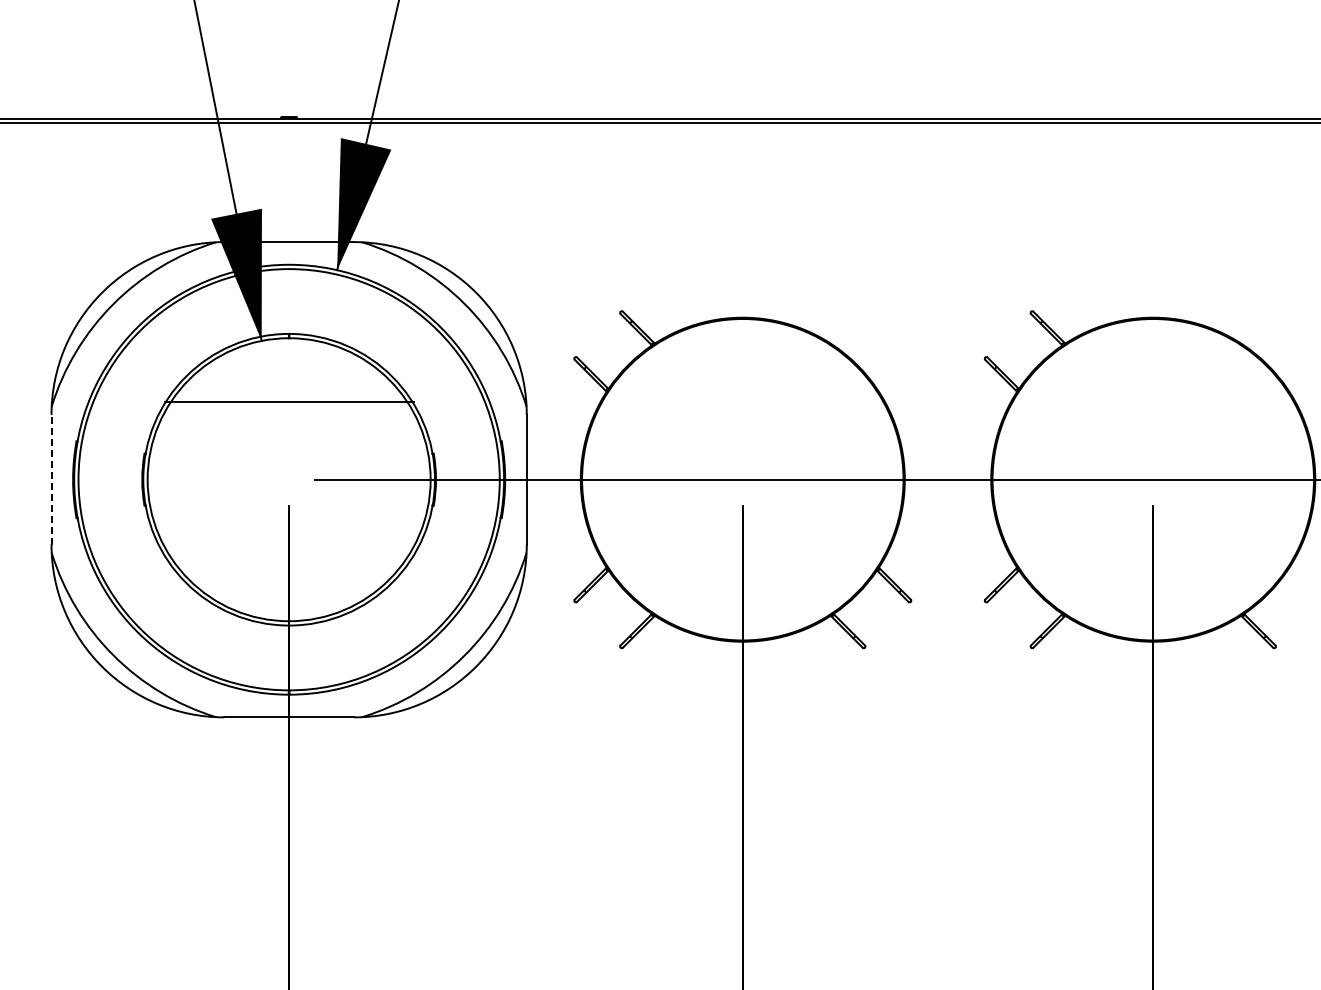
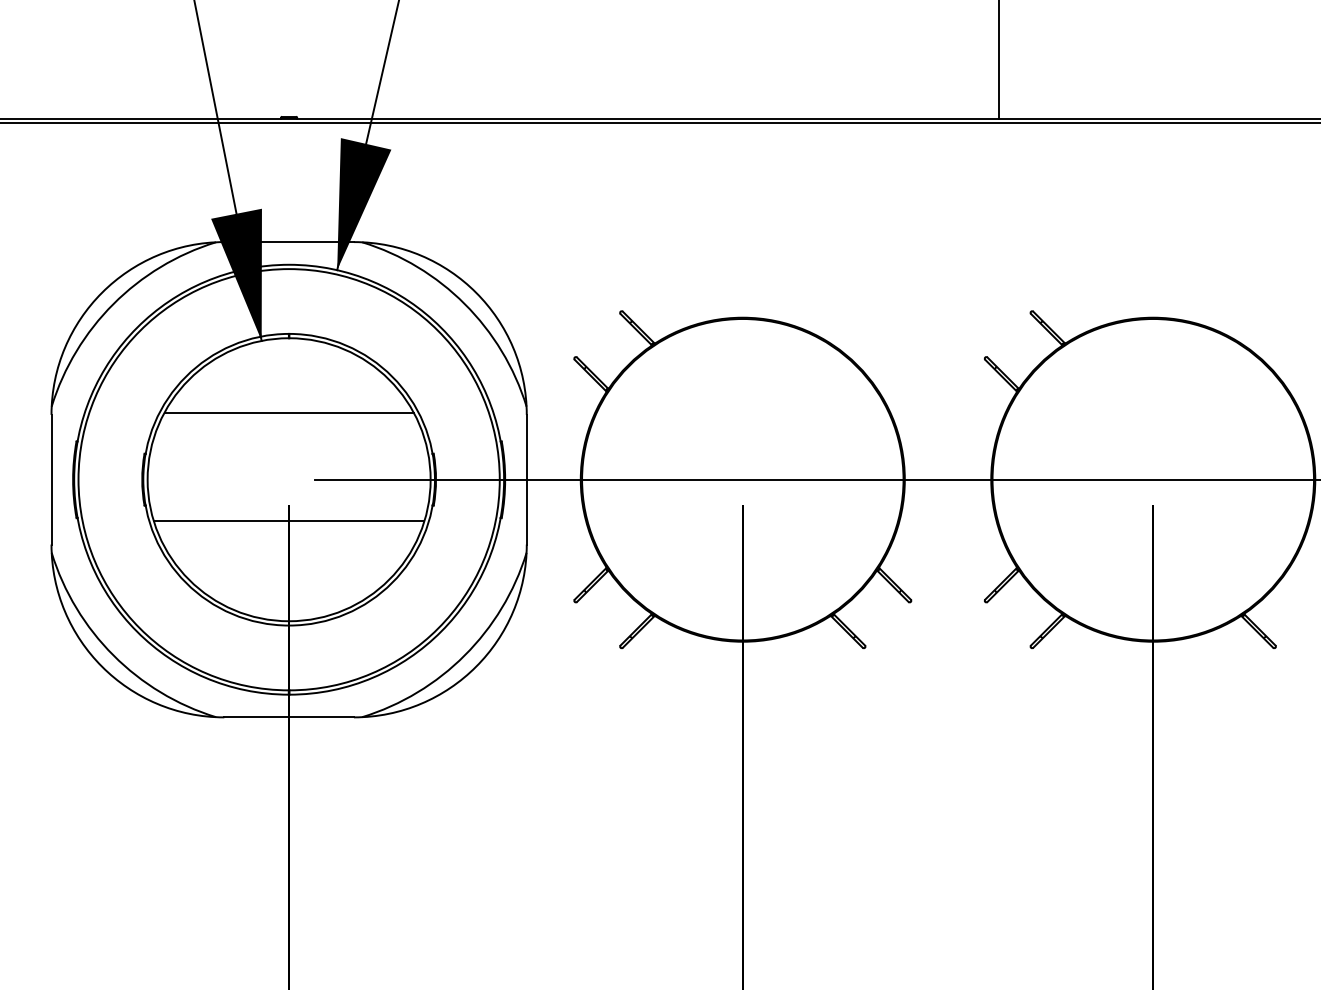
line: none -> present (998, 60)
line position: (288, 401) -> (288, 412) (288, 412)
line: dashed -> solid (51, 479)
line: none -> present (288, 520)
